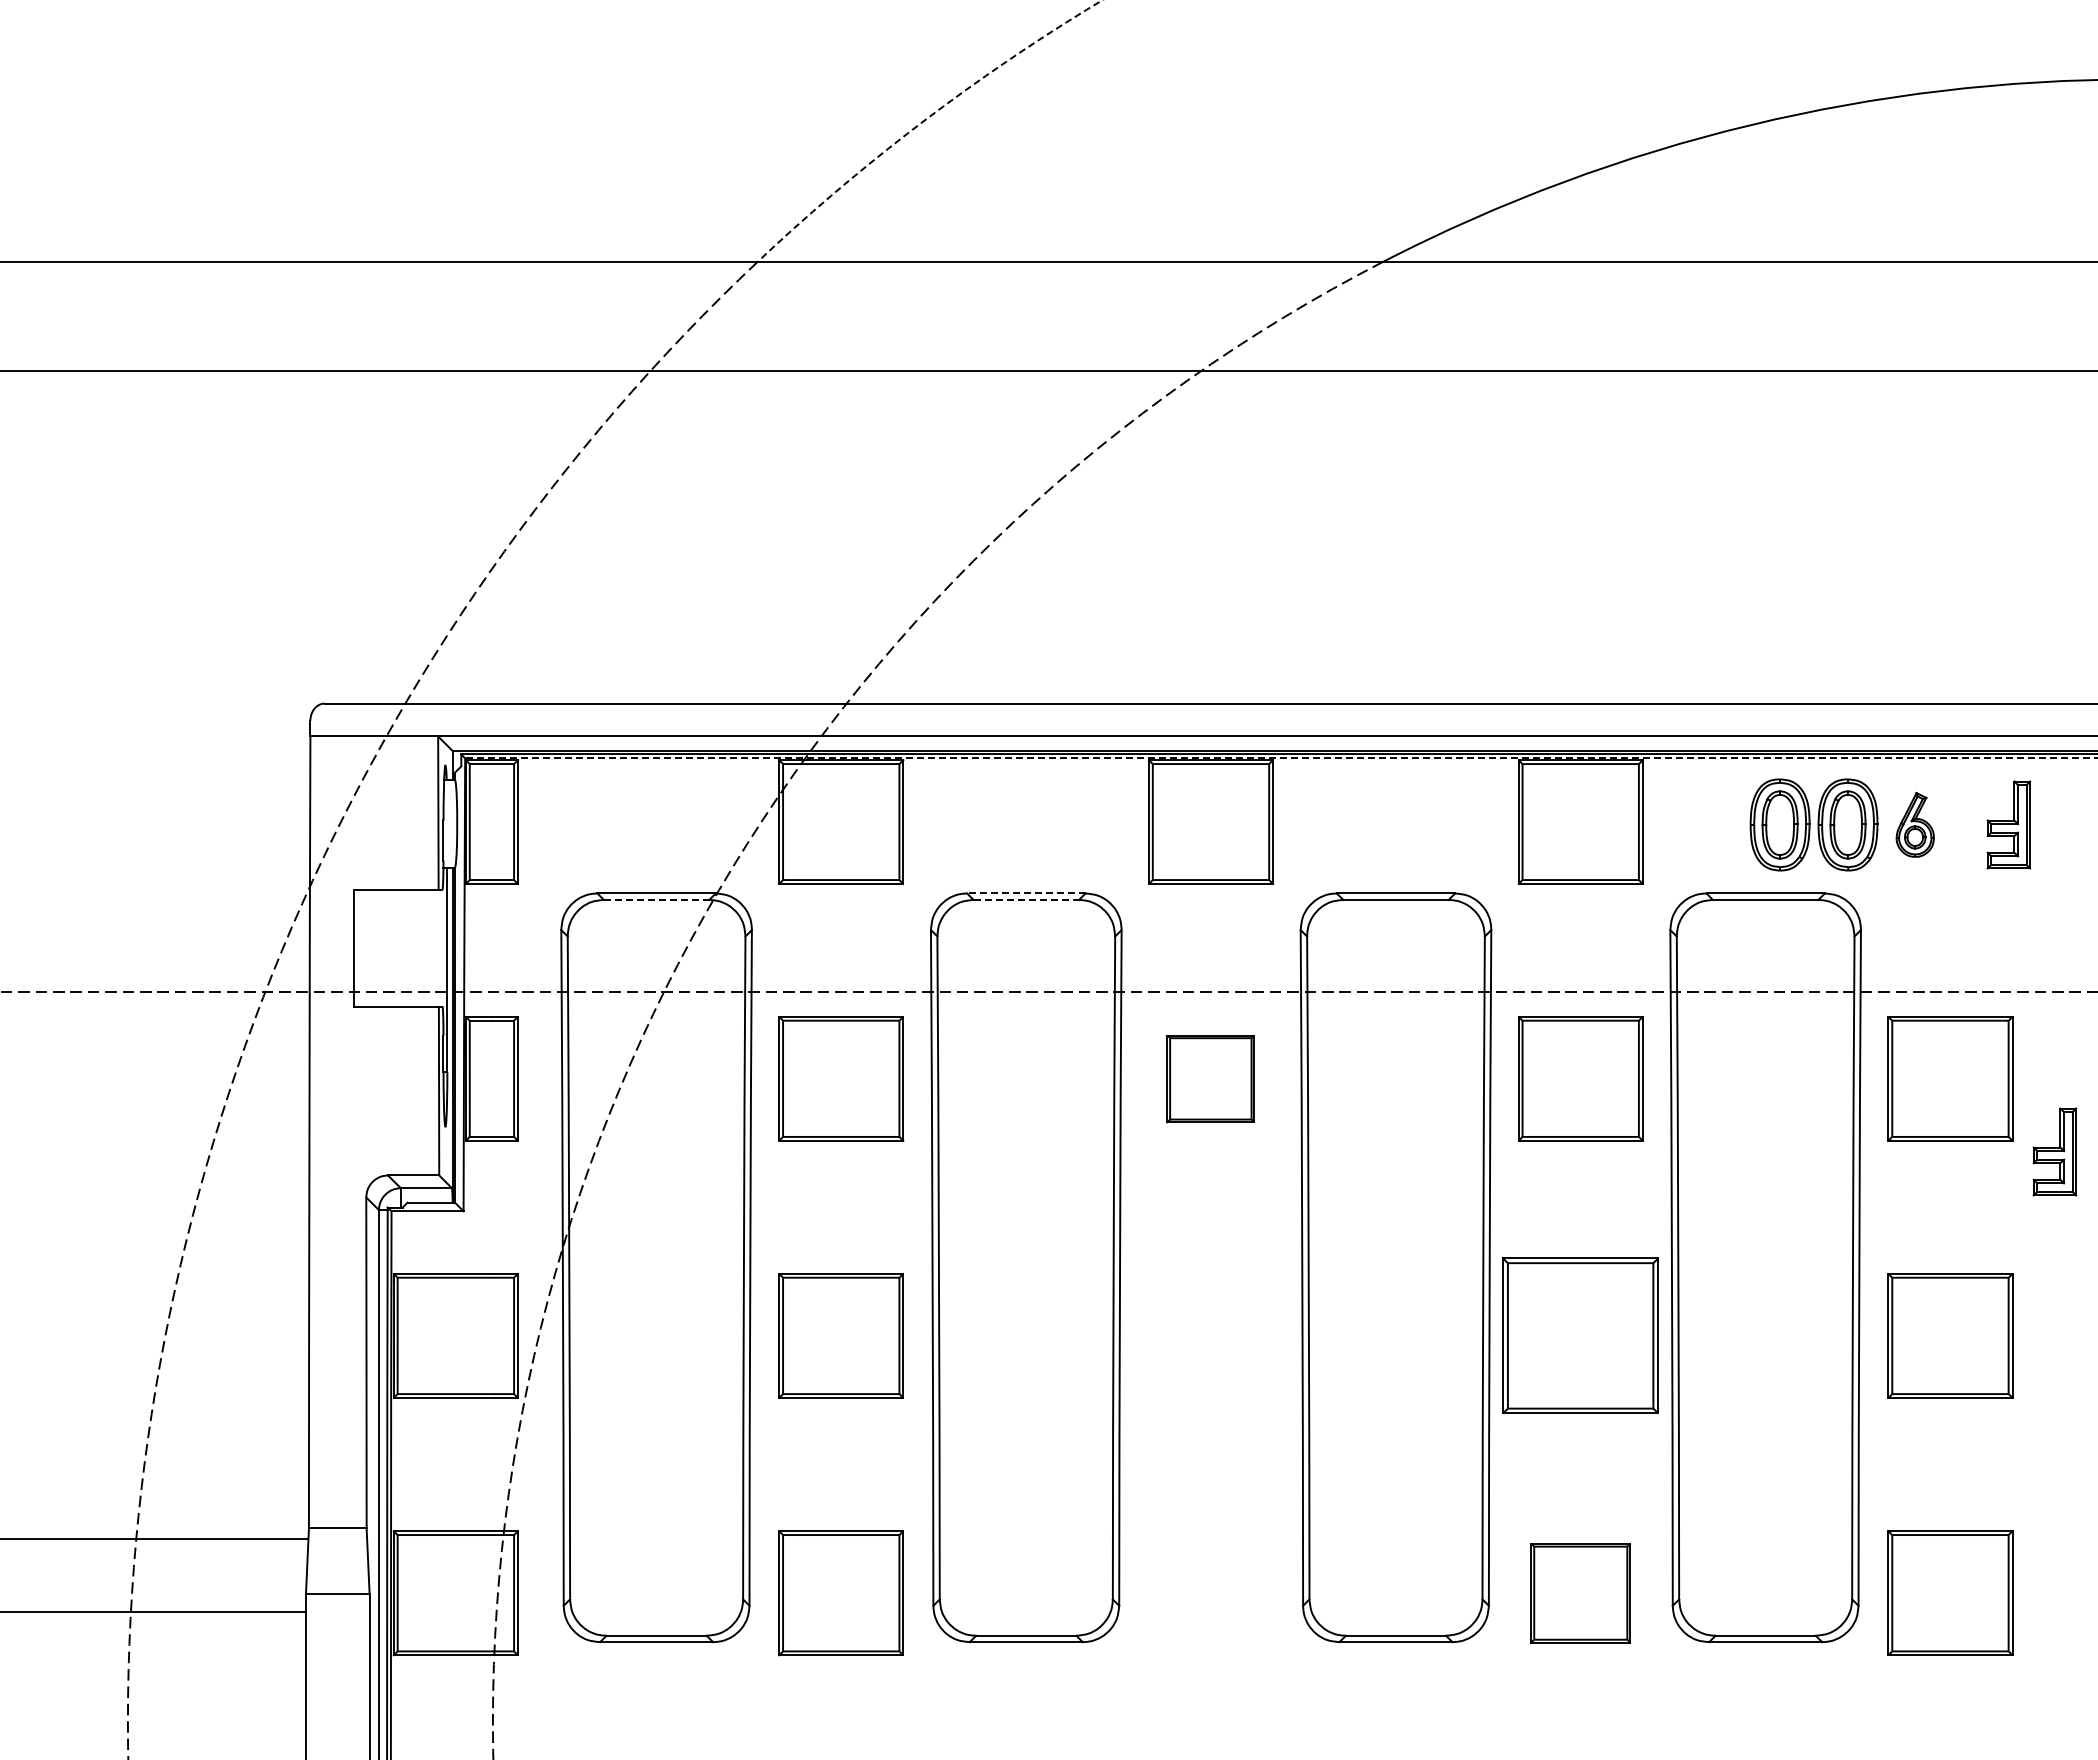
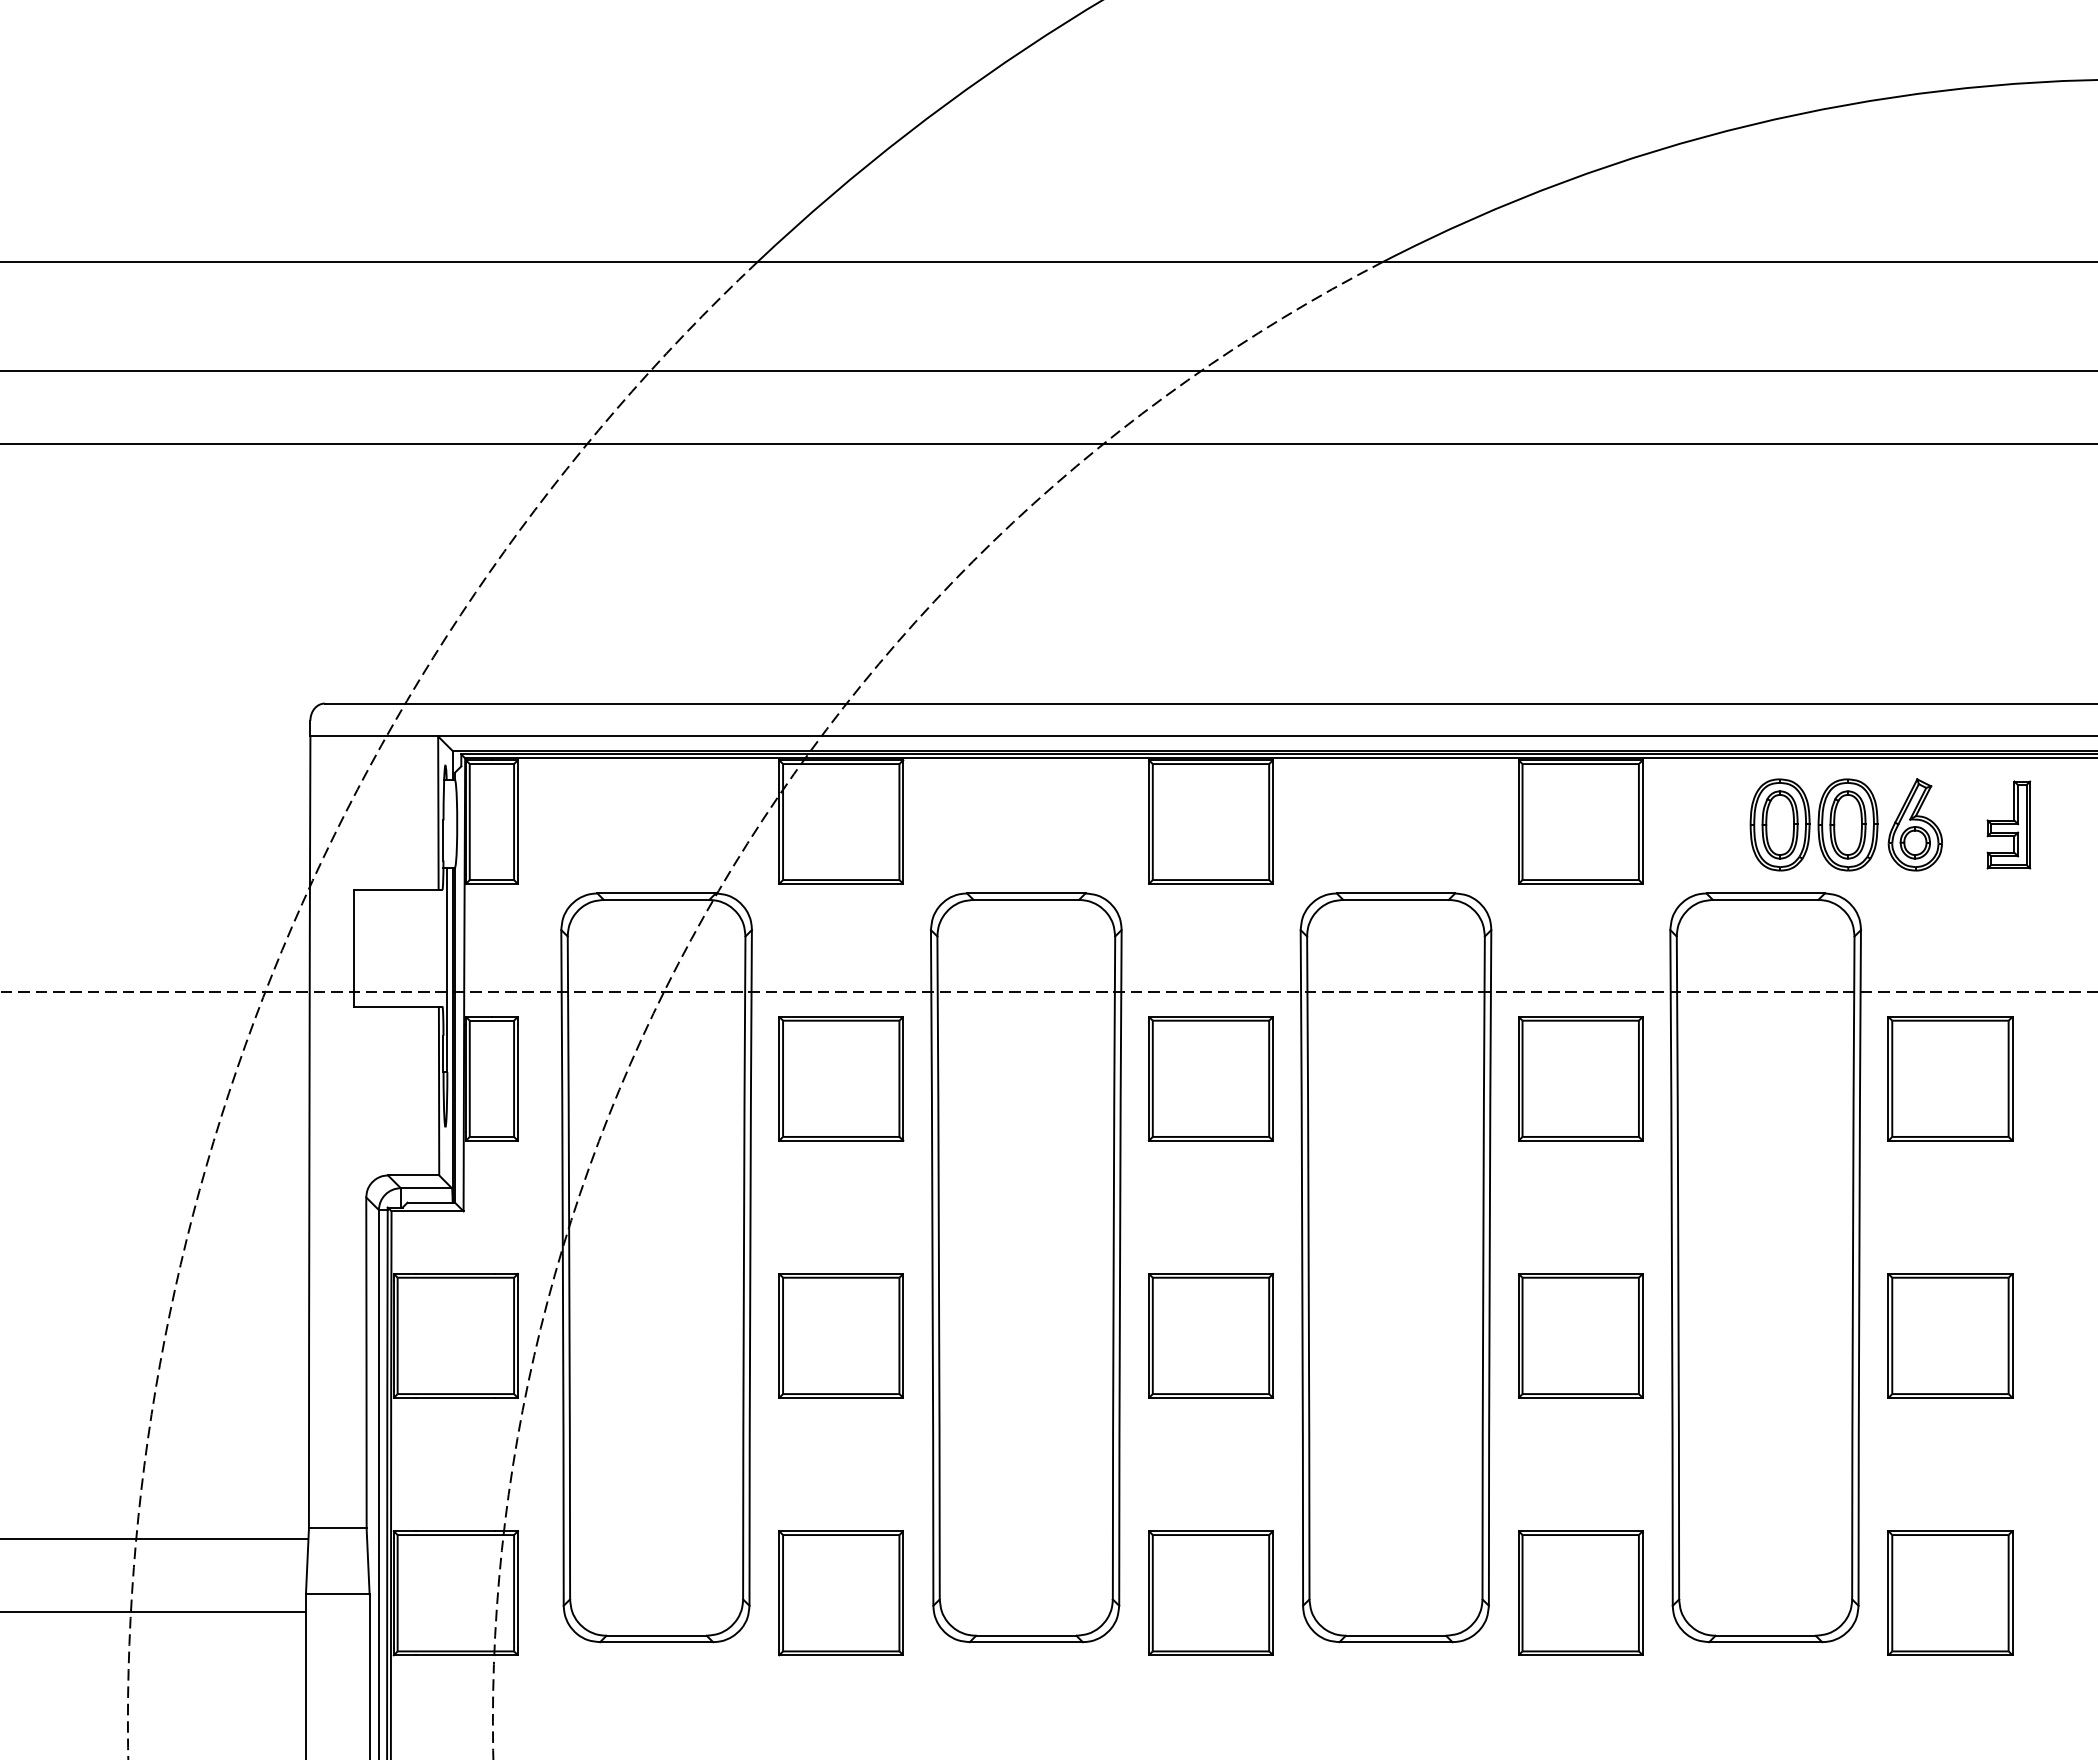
arc: dashed -> solid (923, 121)
line: none -> present (1048, 444)
line: dashed -> solid (1281, 758)
part size: 40x67 px -> 56x94 px (1914, 824)
line: dashed -> solid (1025, 893)
line: dashed -> solid (656, 899)
line: dashed -> solid (1026, 899)
part size: 89x89 px -> 127x126 px (1210, 1078)
part: present -> none (2054, 1151)
part: none -> present (1210, 1335)
part size: 157x157 px -> 126x126 px (1580, 1335)
part: none -> present (1210, 1592)
part size: 101x101 px -> 126x126 px (1580, 1592)
